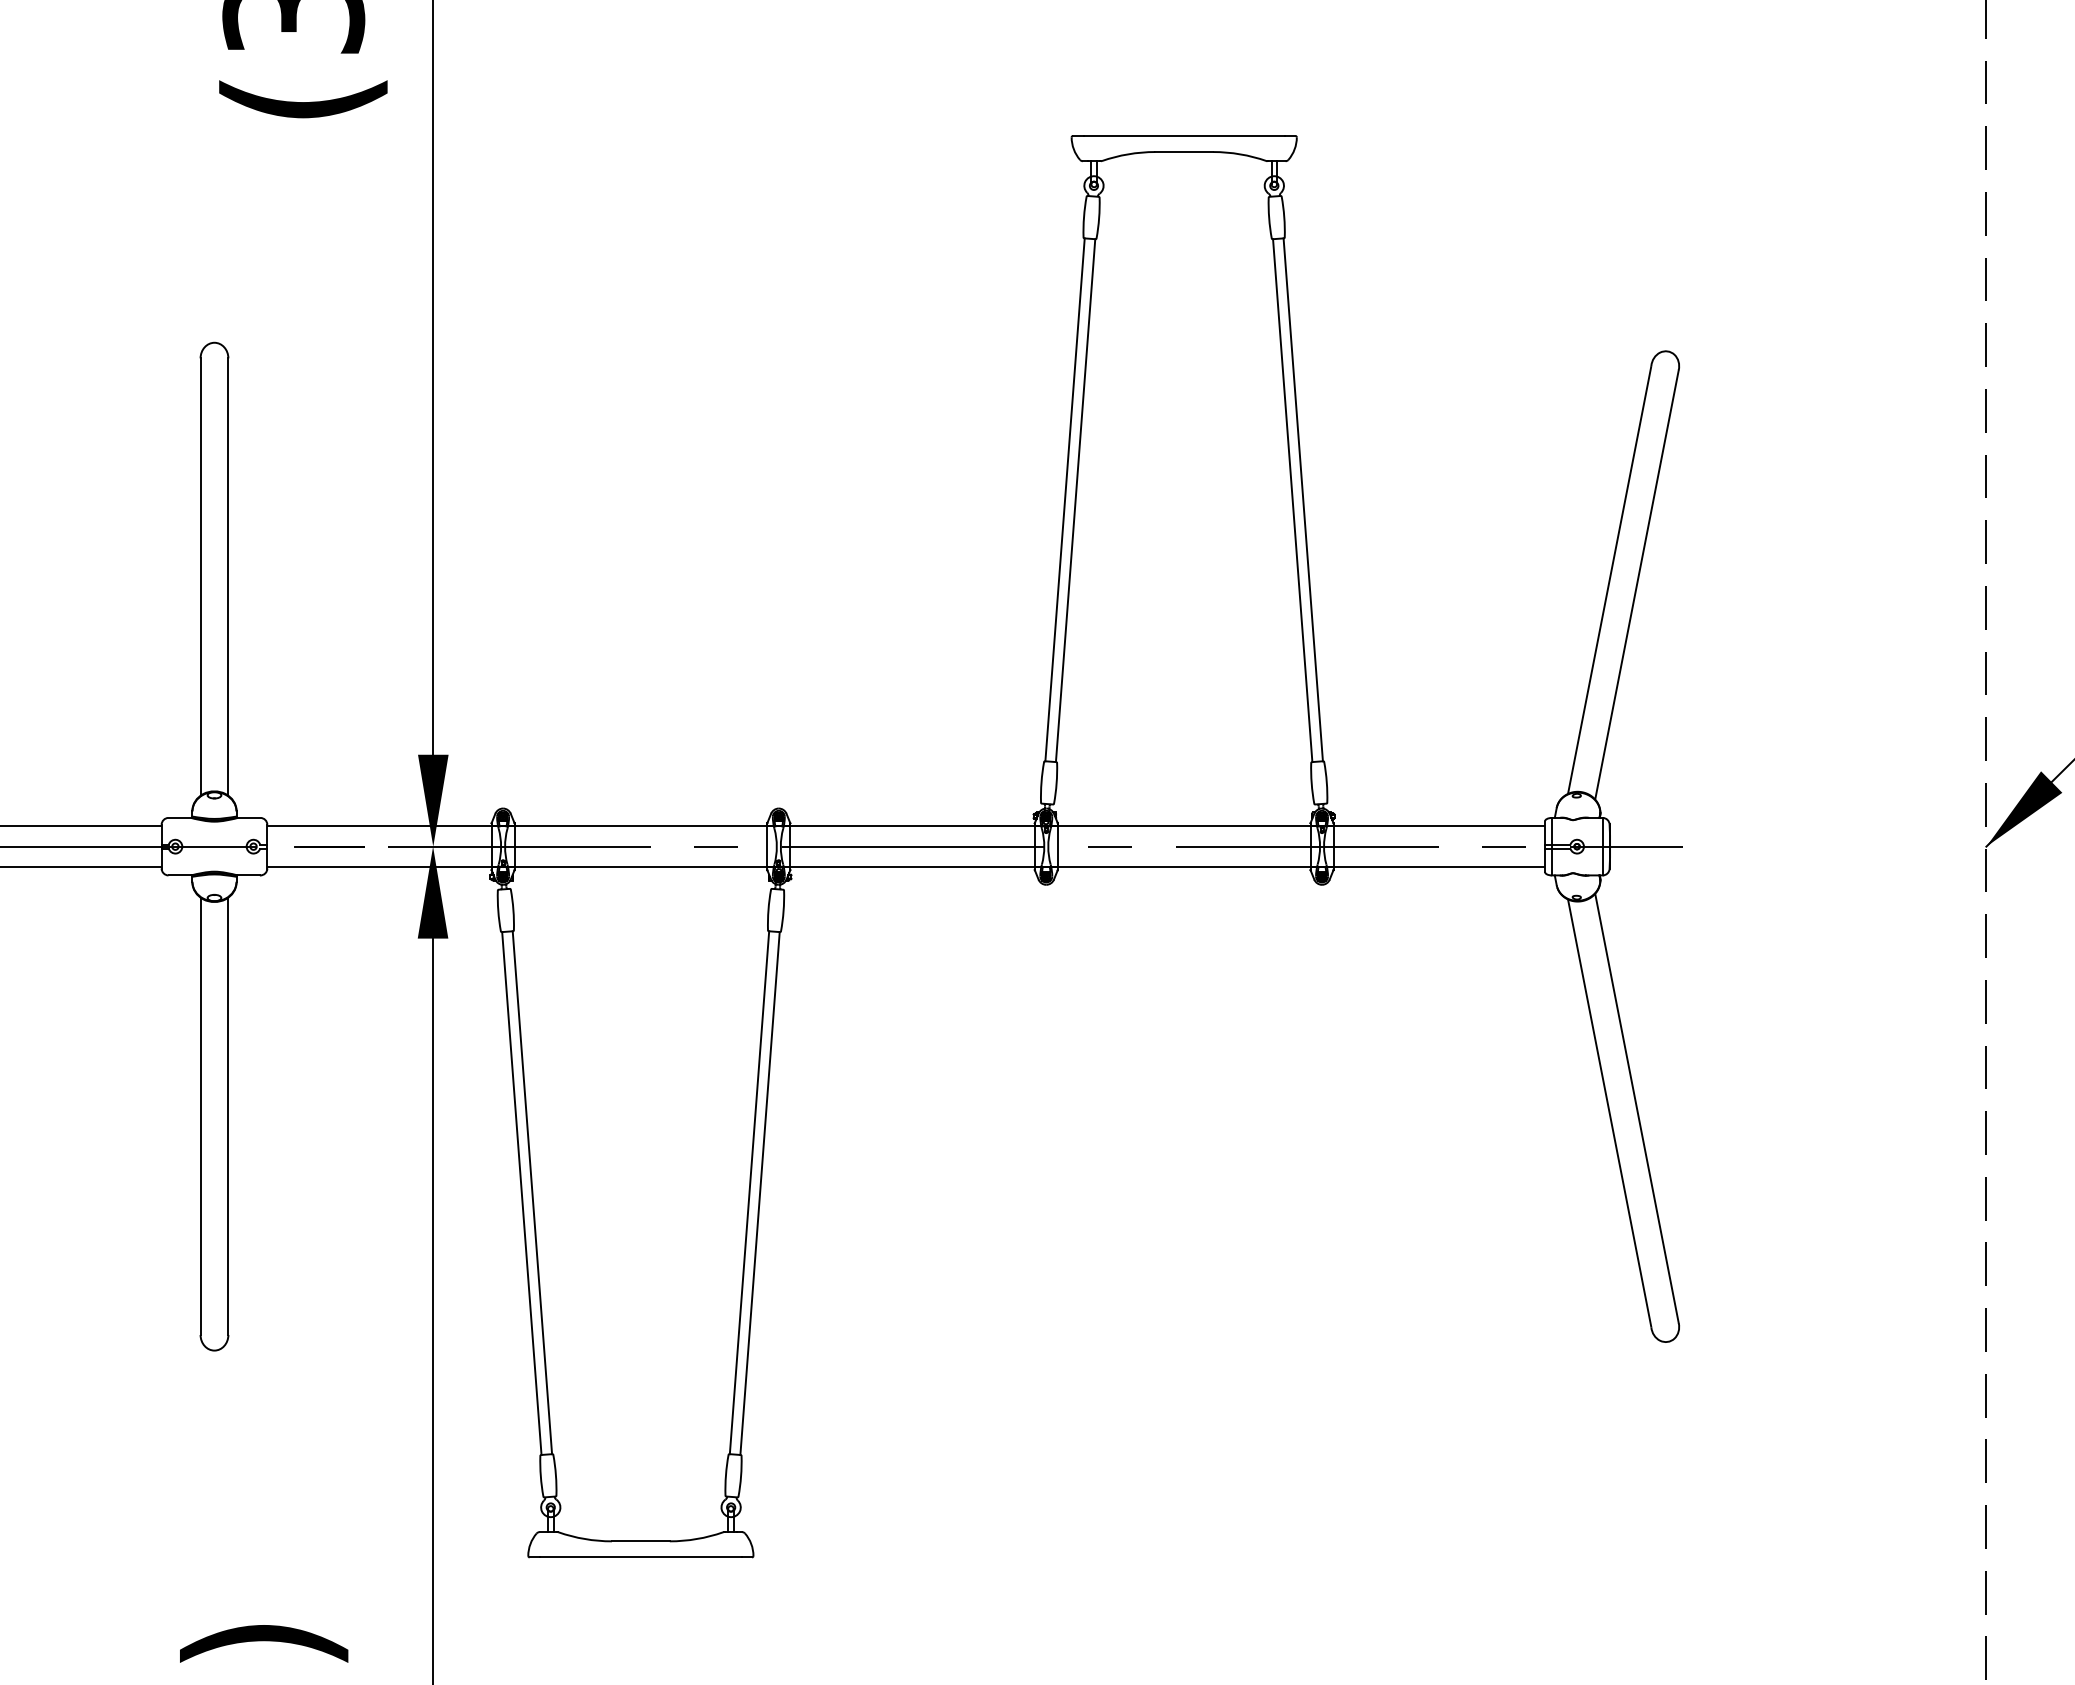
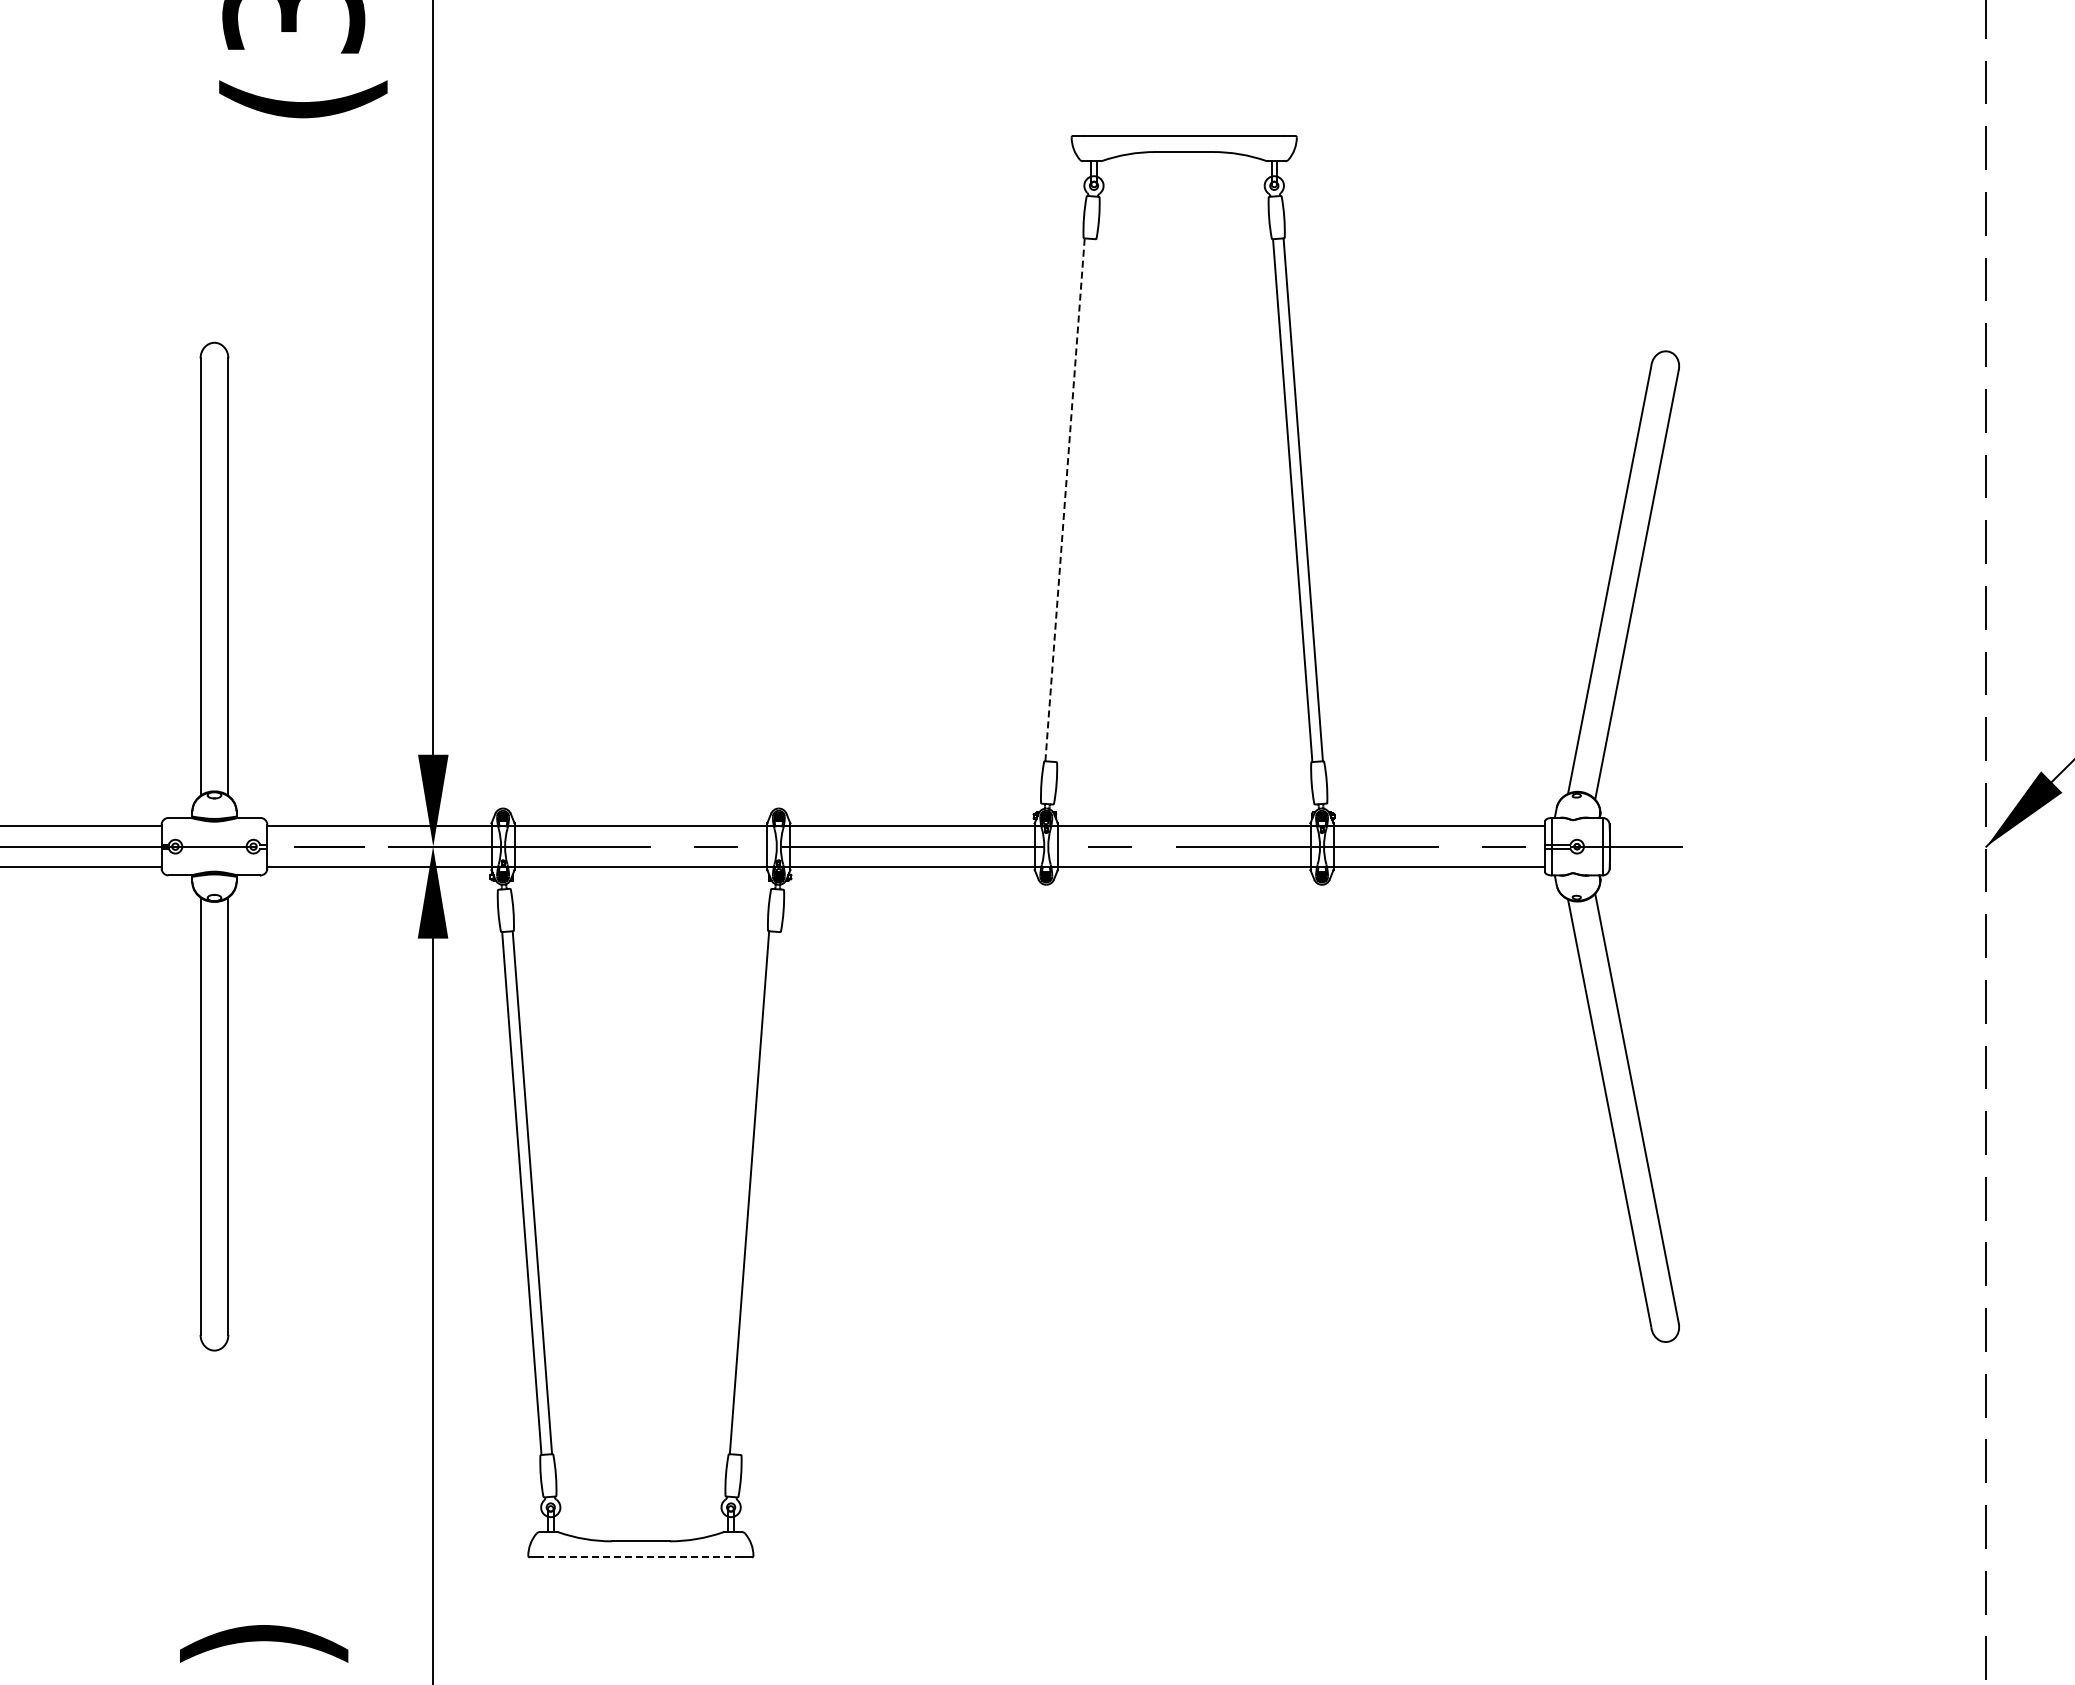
line: solid -> dashed (1065, 499)
line: present -> none (1075, 500)
line: present -> none (759, 1193)
line: solid -> dashed (640, 1557)
